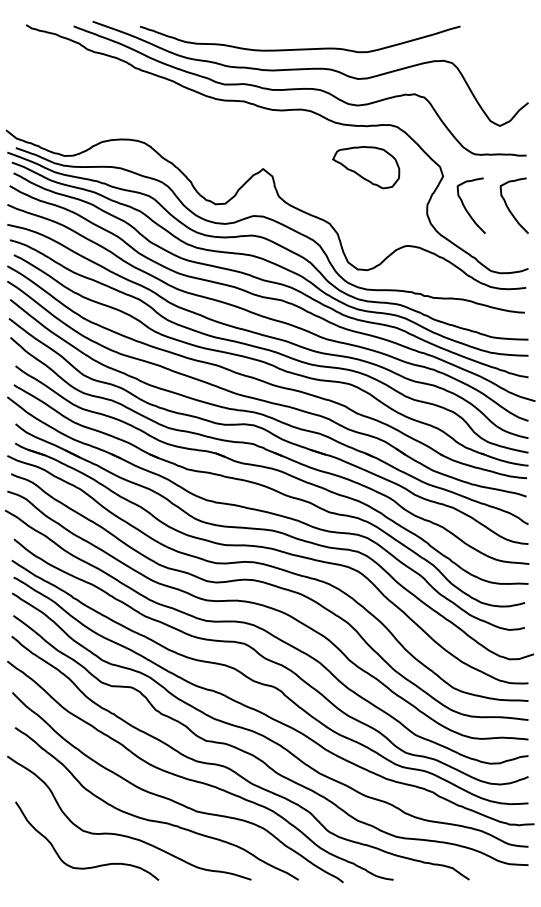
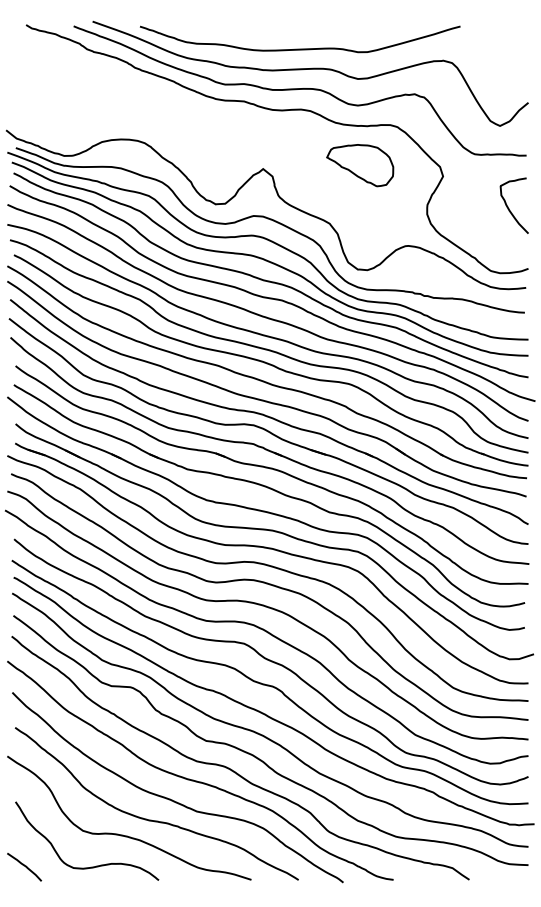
part position: (366, 167) -> (360, 165) (360, 165)
curve: present -> none (466, 208)
curve: none -> present (24, 866)
